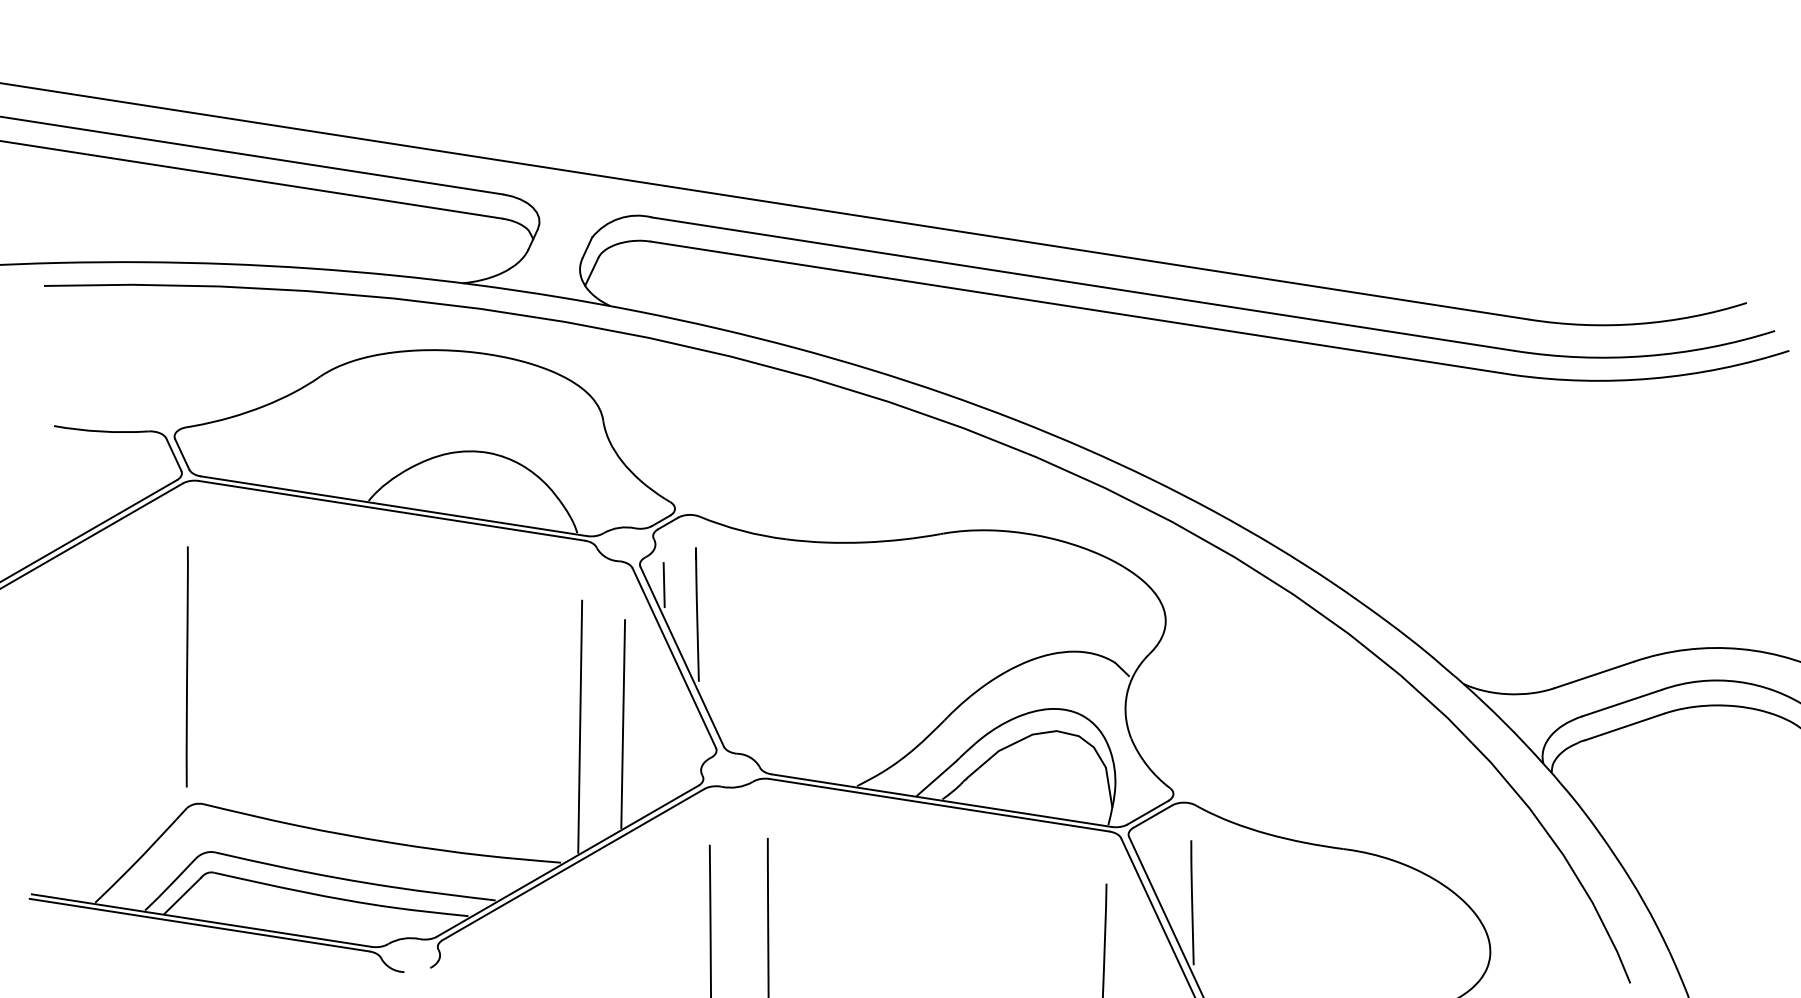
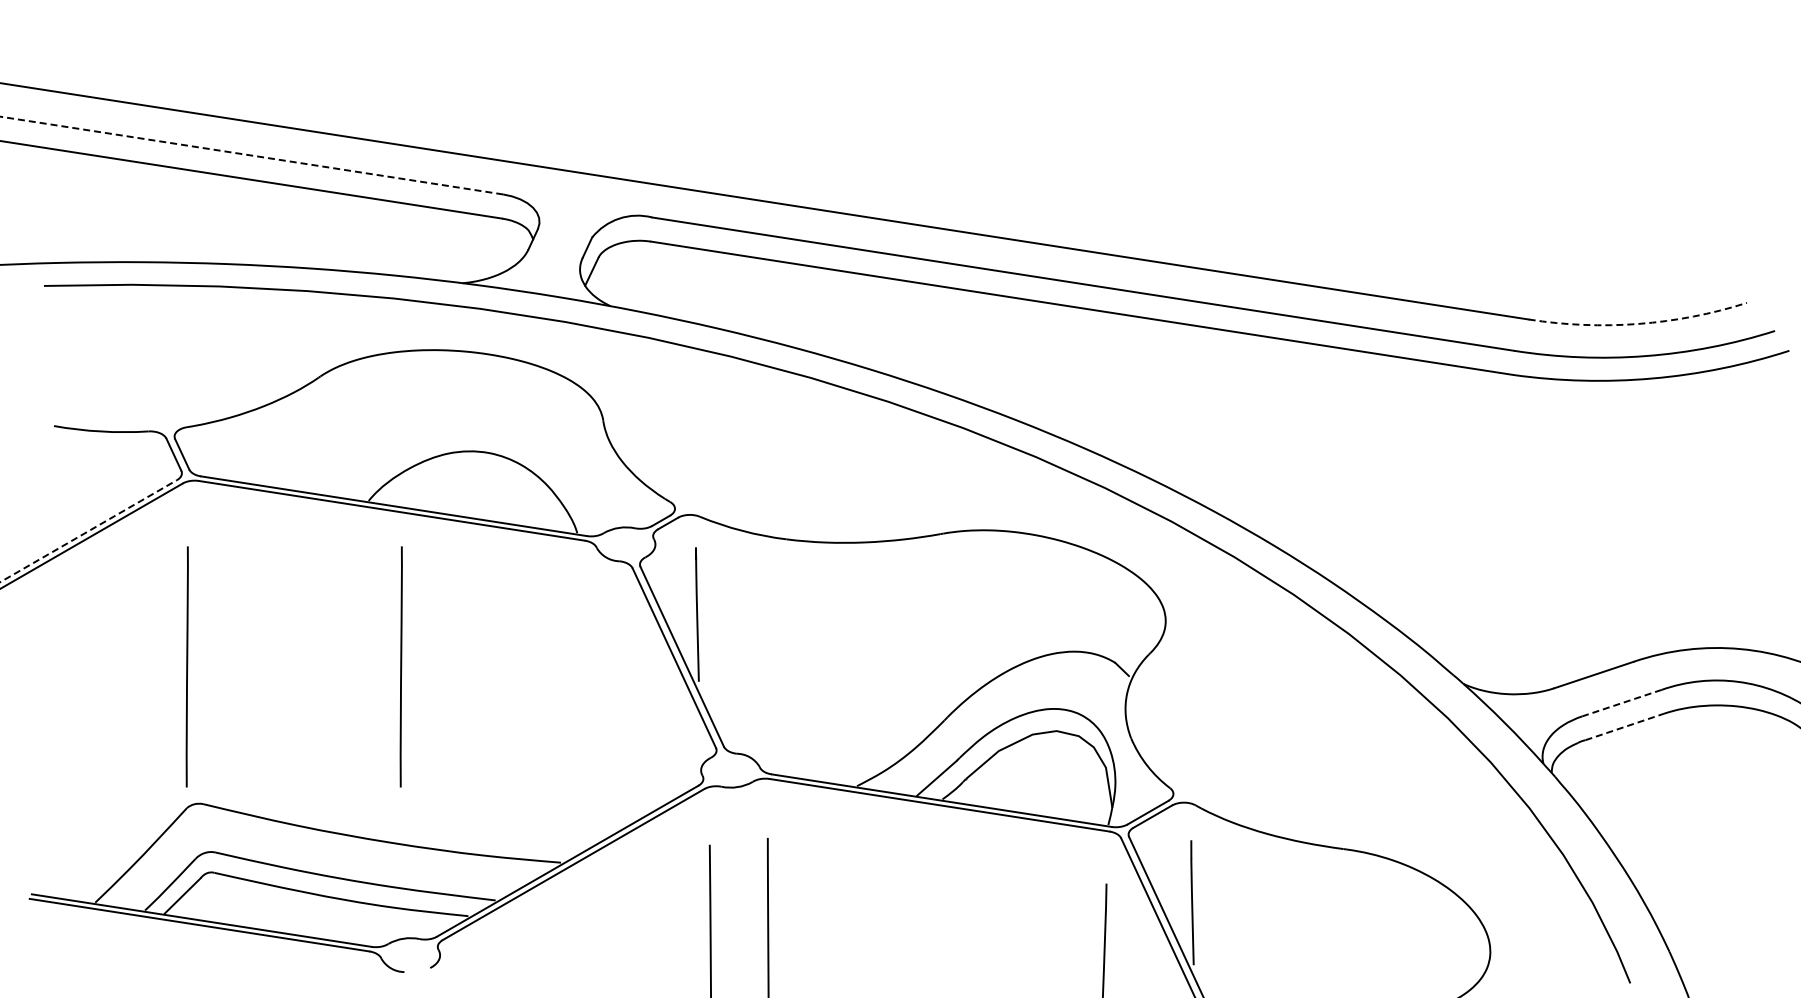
line: solid -> dashed (251, 155)
arc: solid -> dashed (1638, 323)
line: solid -> dashed (88, 531)
line: present -> none (663, 585)
line: none -> present (400, 666)
line: solid -> dashed (1622, 703)
line: present -> none (623, 723)
line: present -> none (580, 726)
line: solid -> dashed (1625, 726)
